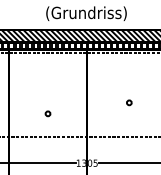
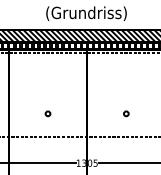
circle position: (129, 102) -> (126, 113) (126, 113)
